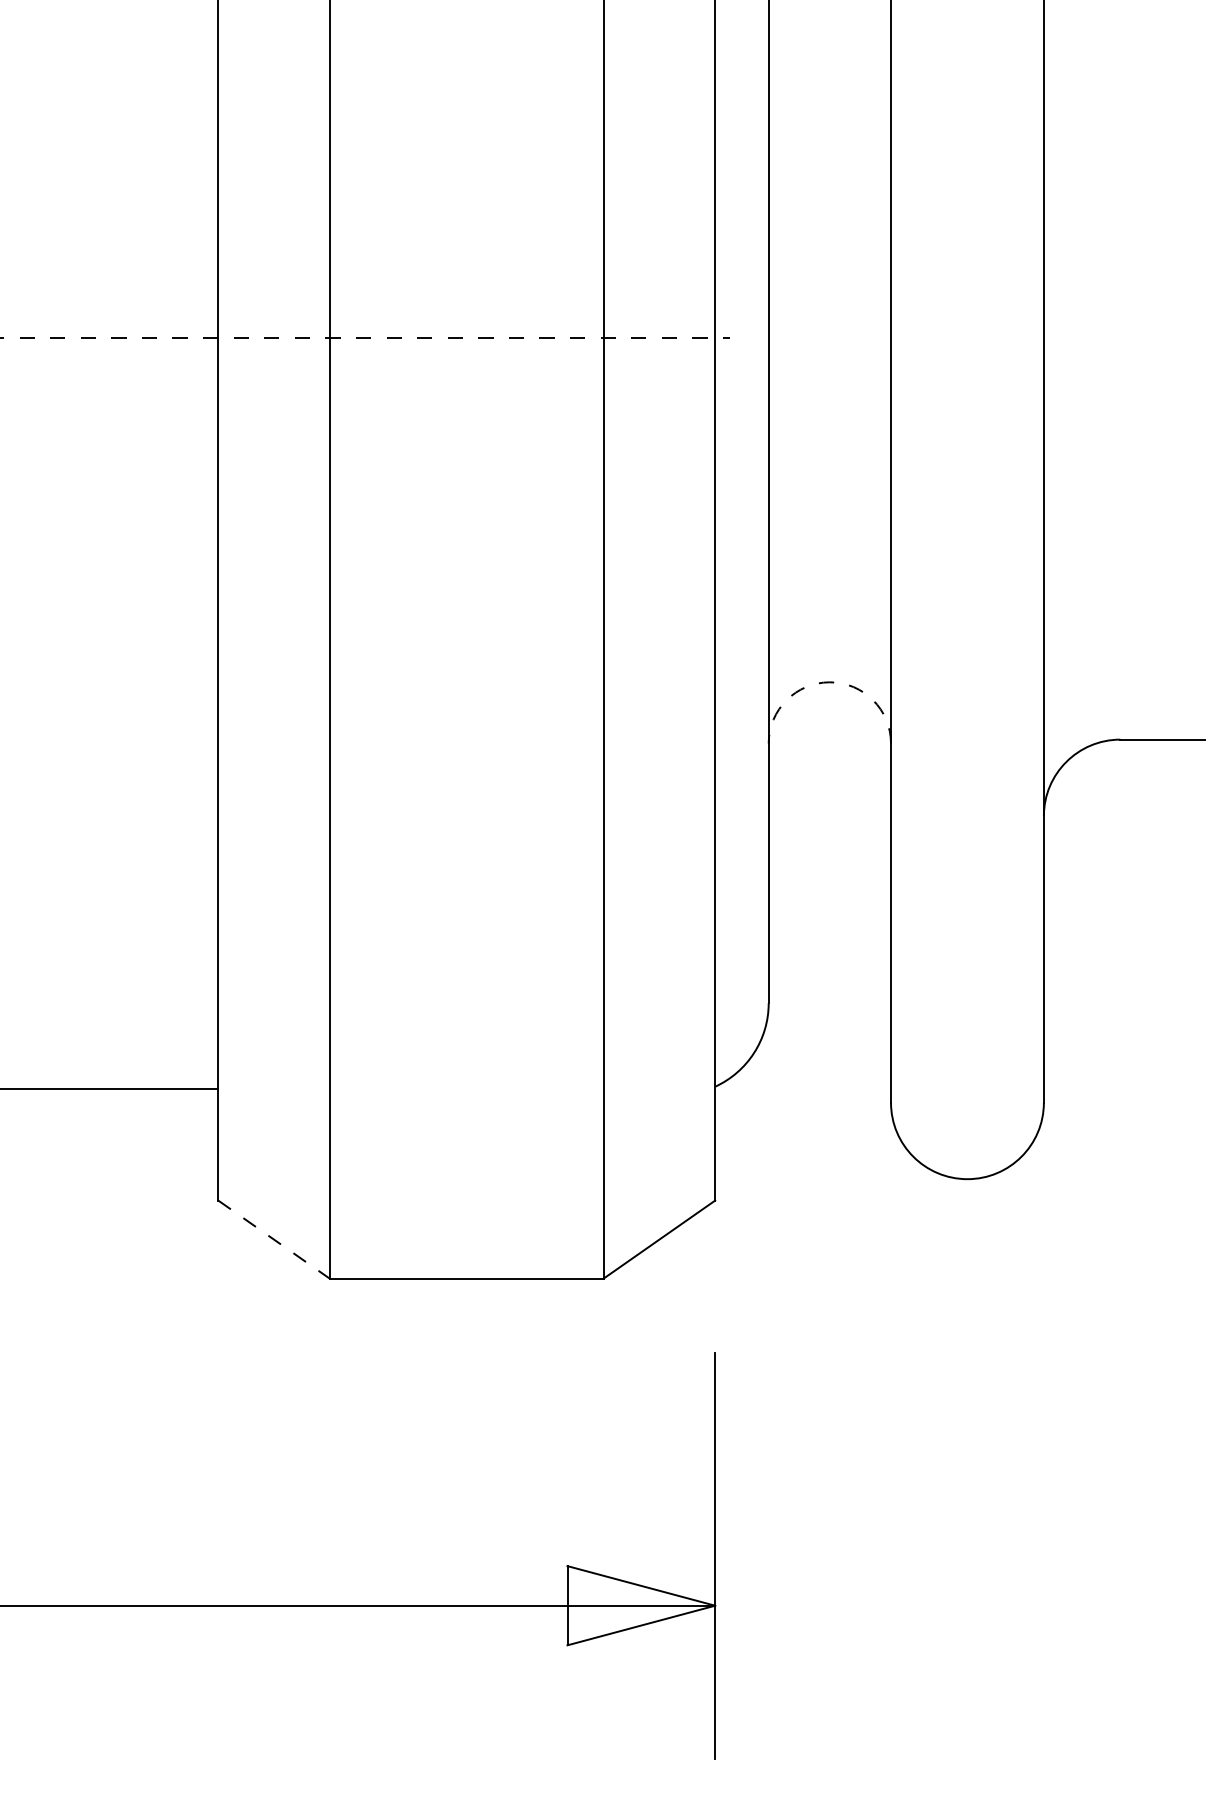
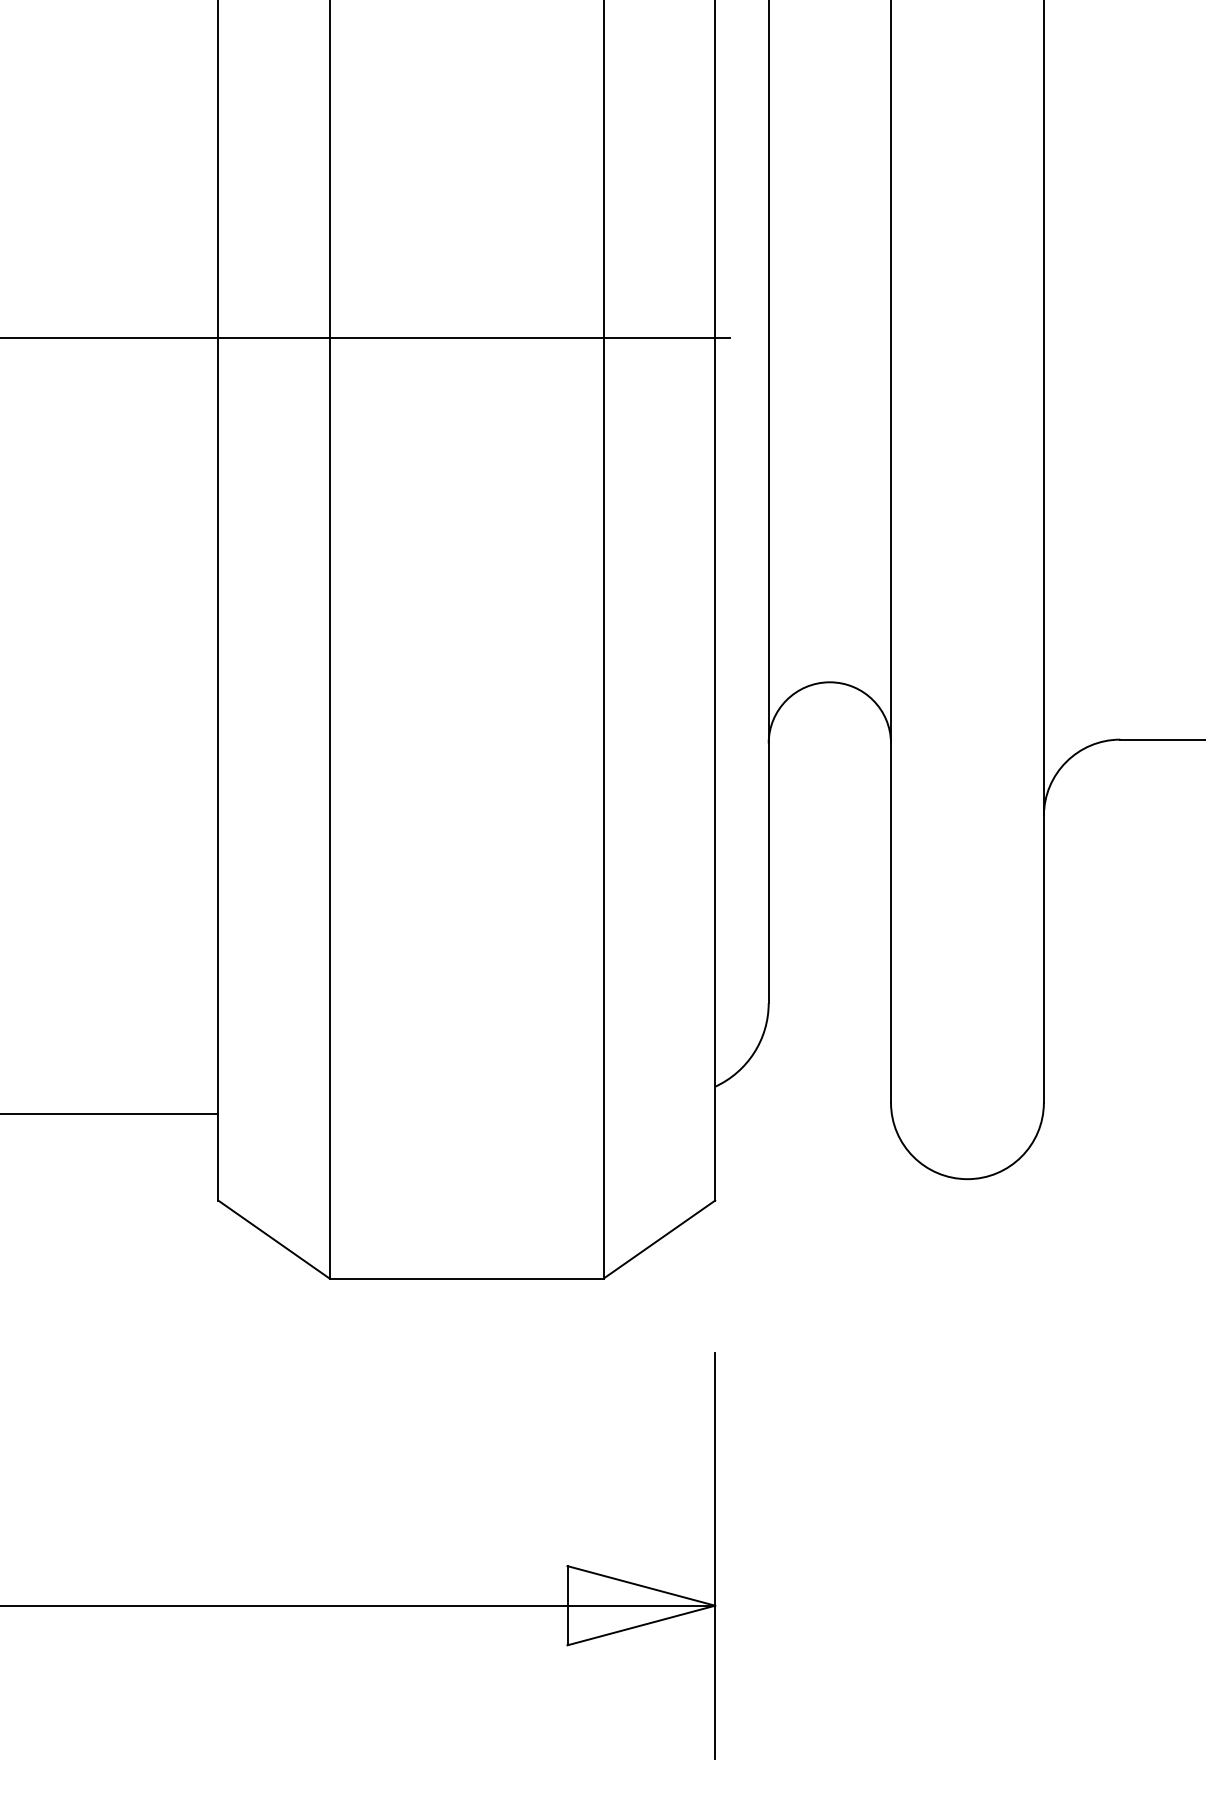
line: dashed -> solid (365, 338)
arc: dashed -> solid (829, 682)
line position: (110, 1089) -> (110, 1114) (110, 1114)
line: dashed -> solid (273, 1239)
